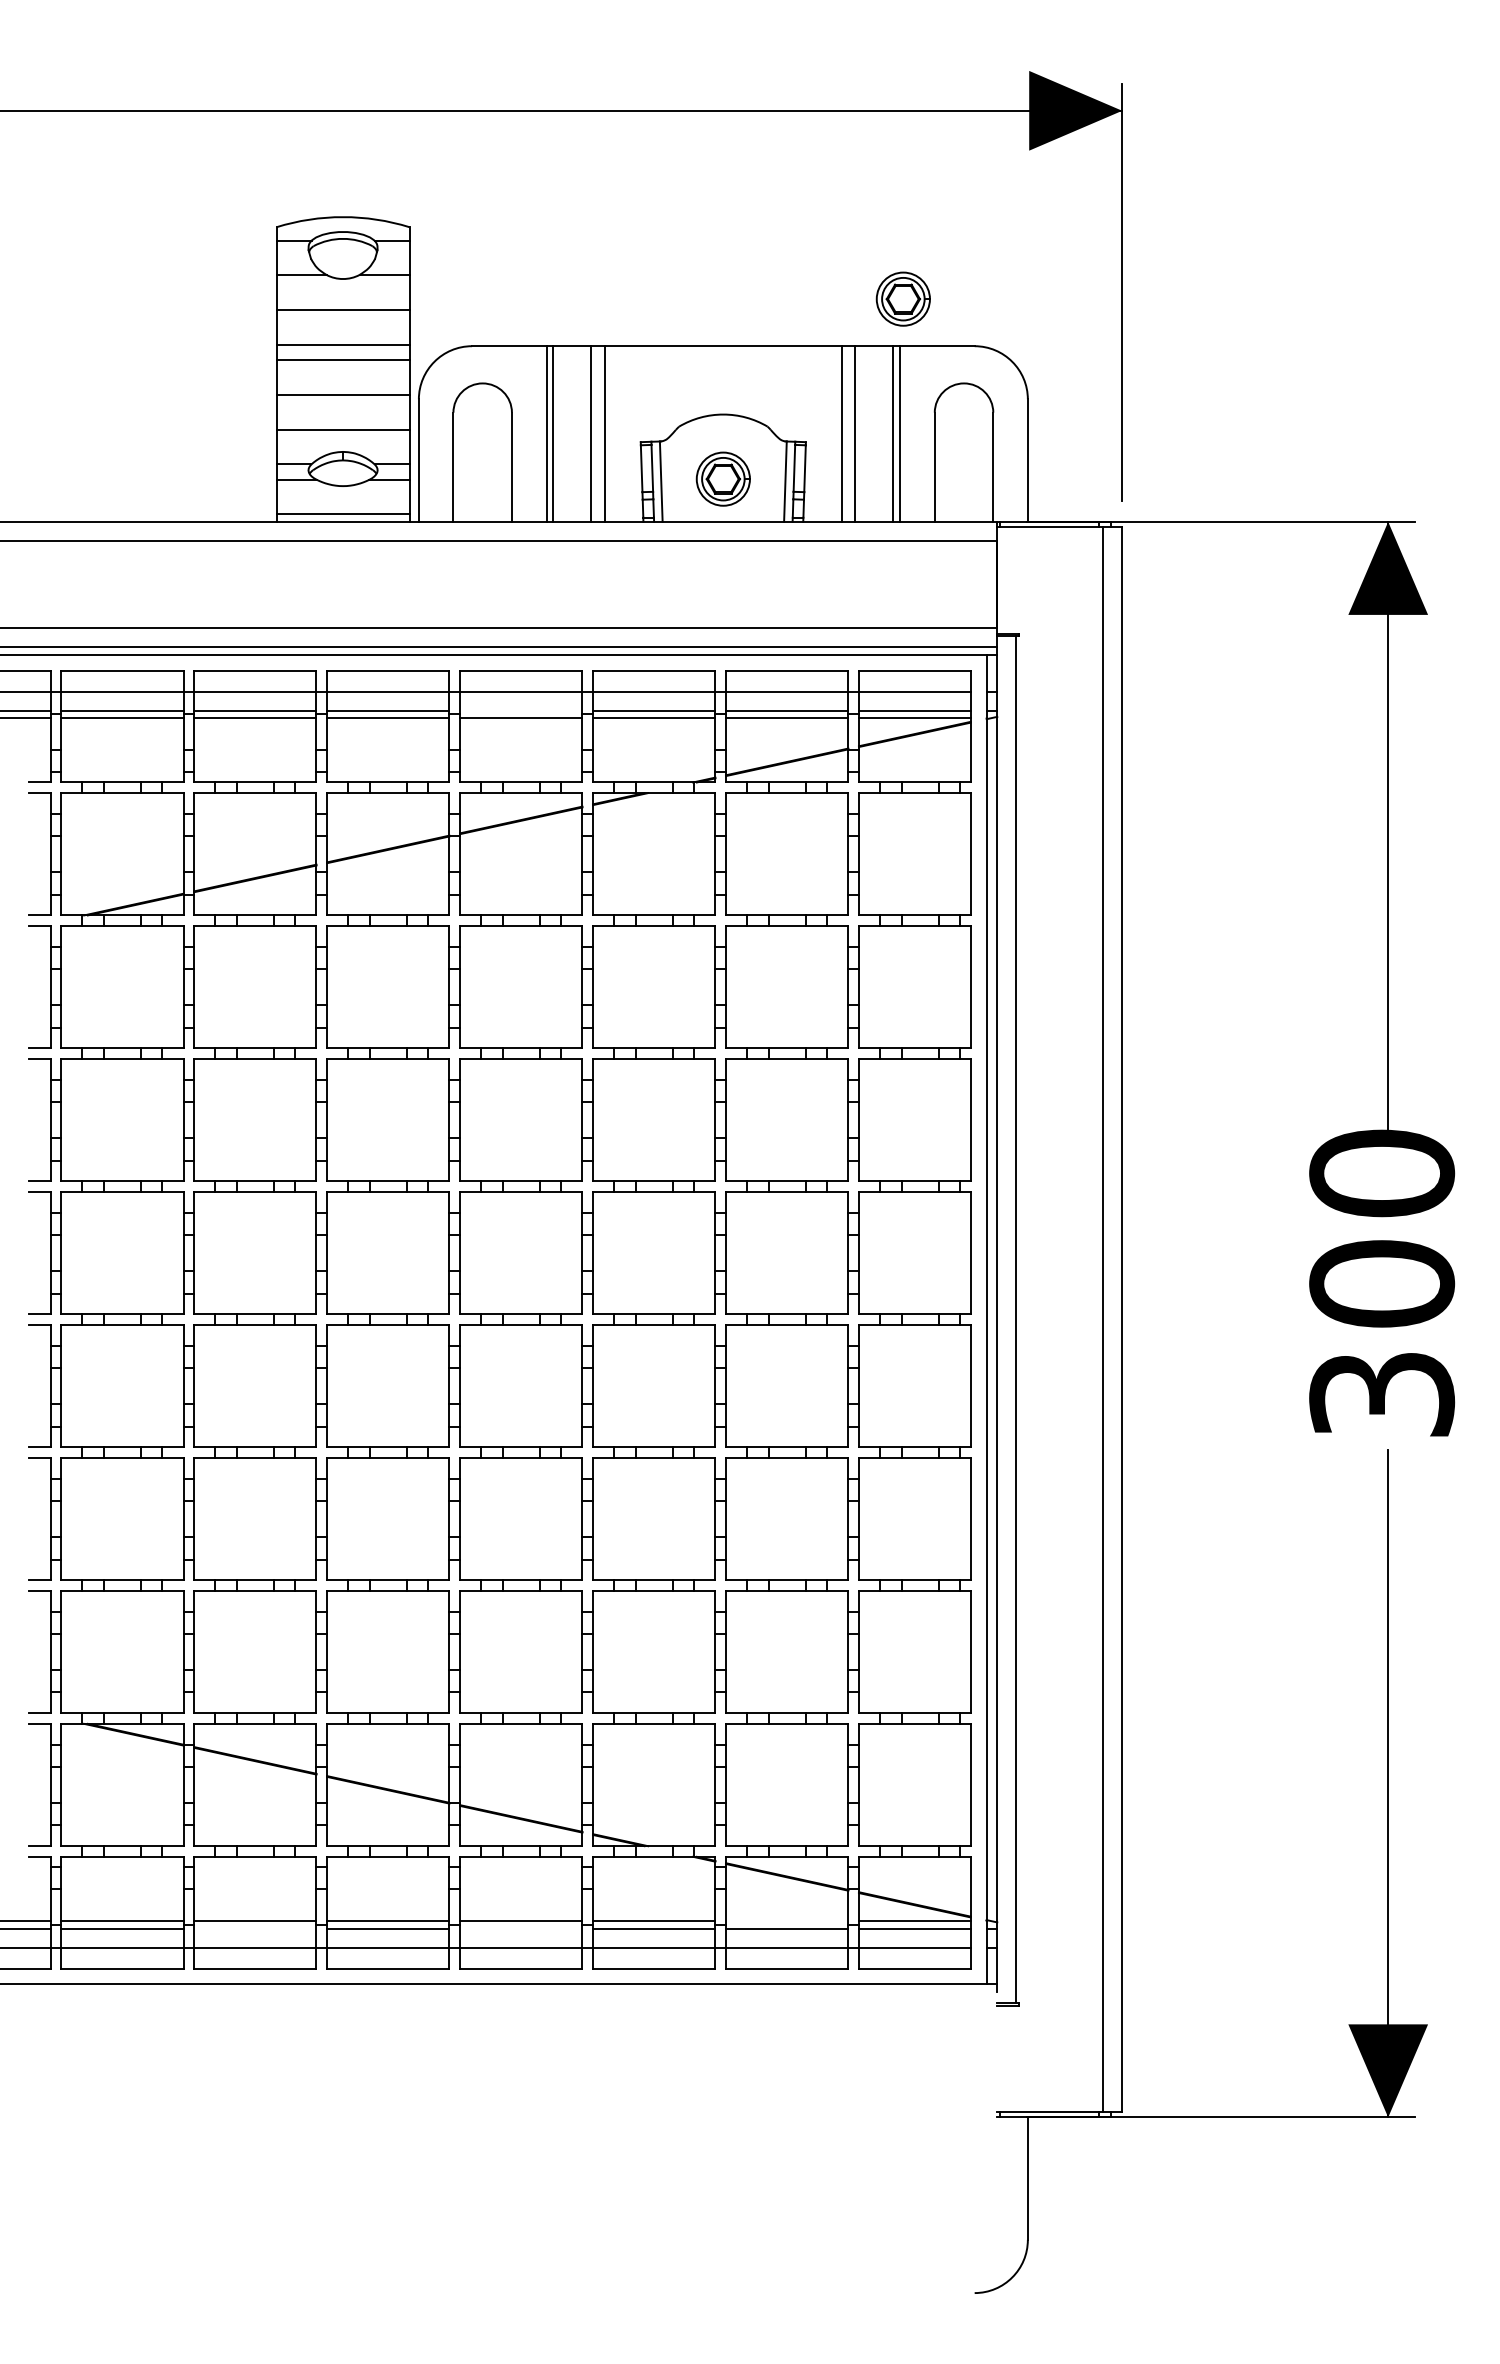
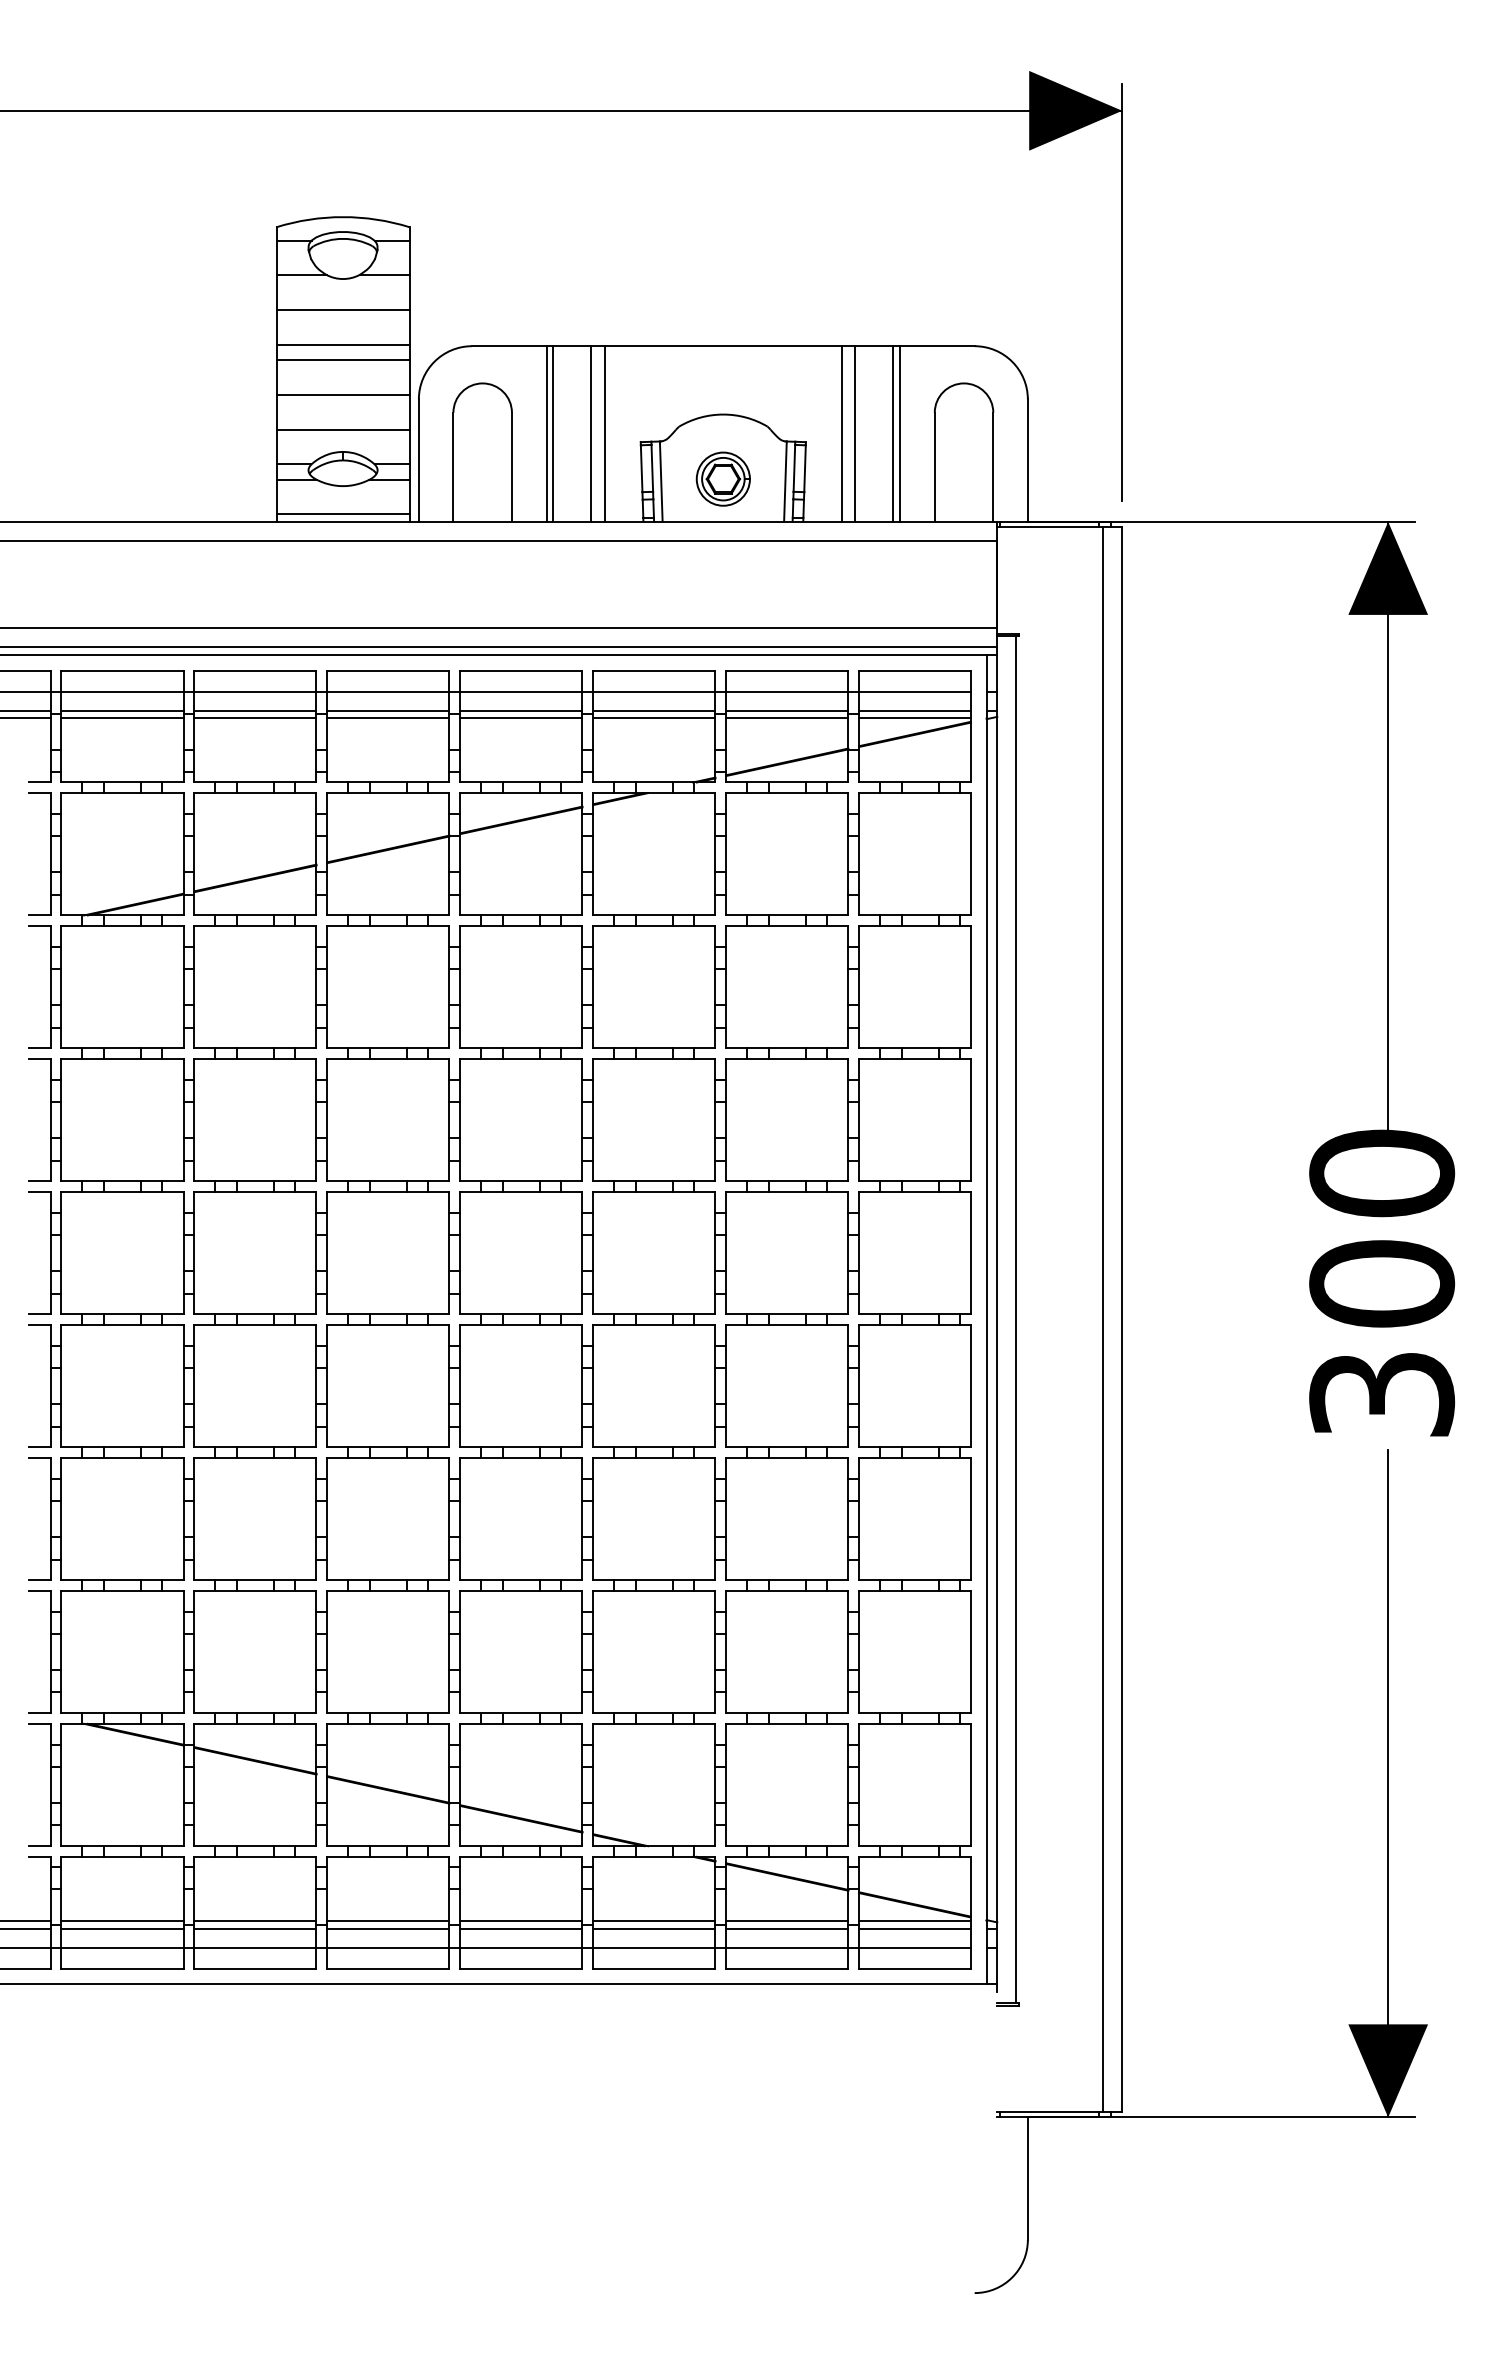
part: present -> none (902, 298)
line: none -> present (521, 710)
line: none -> present (787, 1920)
line: none -> present (255, 1928)
line: none -> present (521, 1928)
